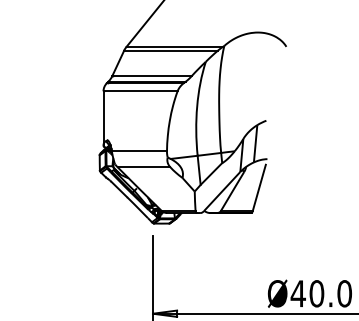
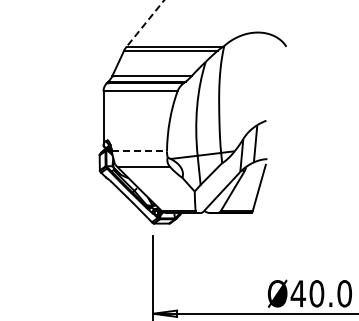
line: solid -> dashed (145, 23)
line: solid -> dashed (139, 151)
